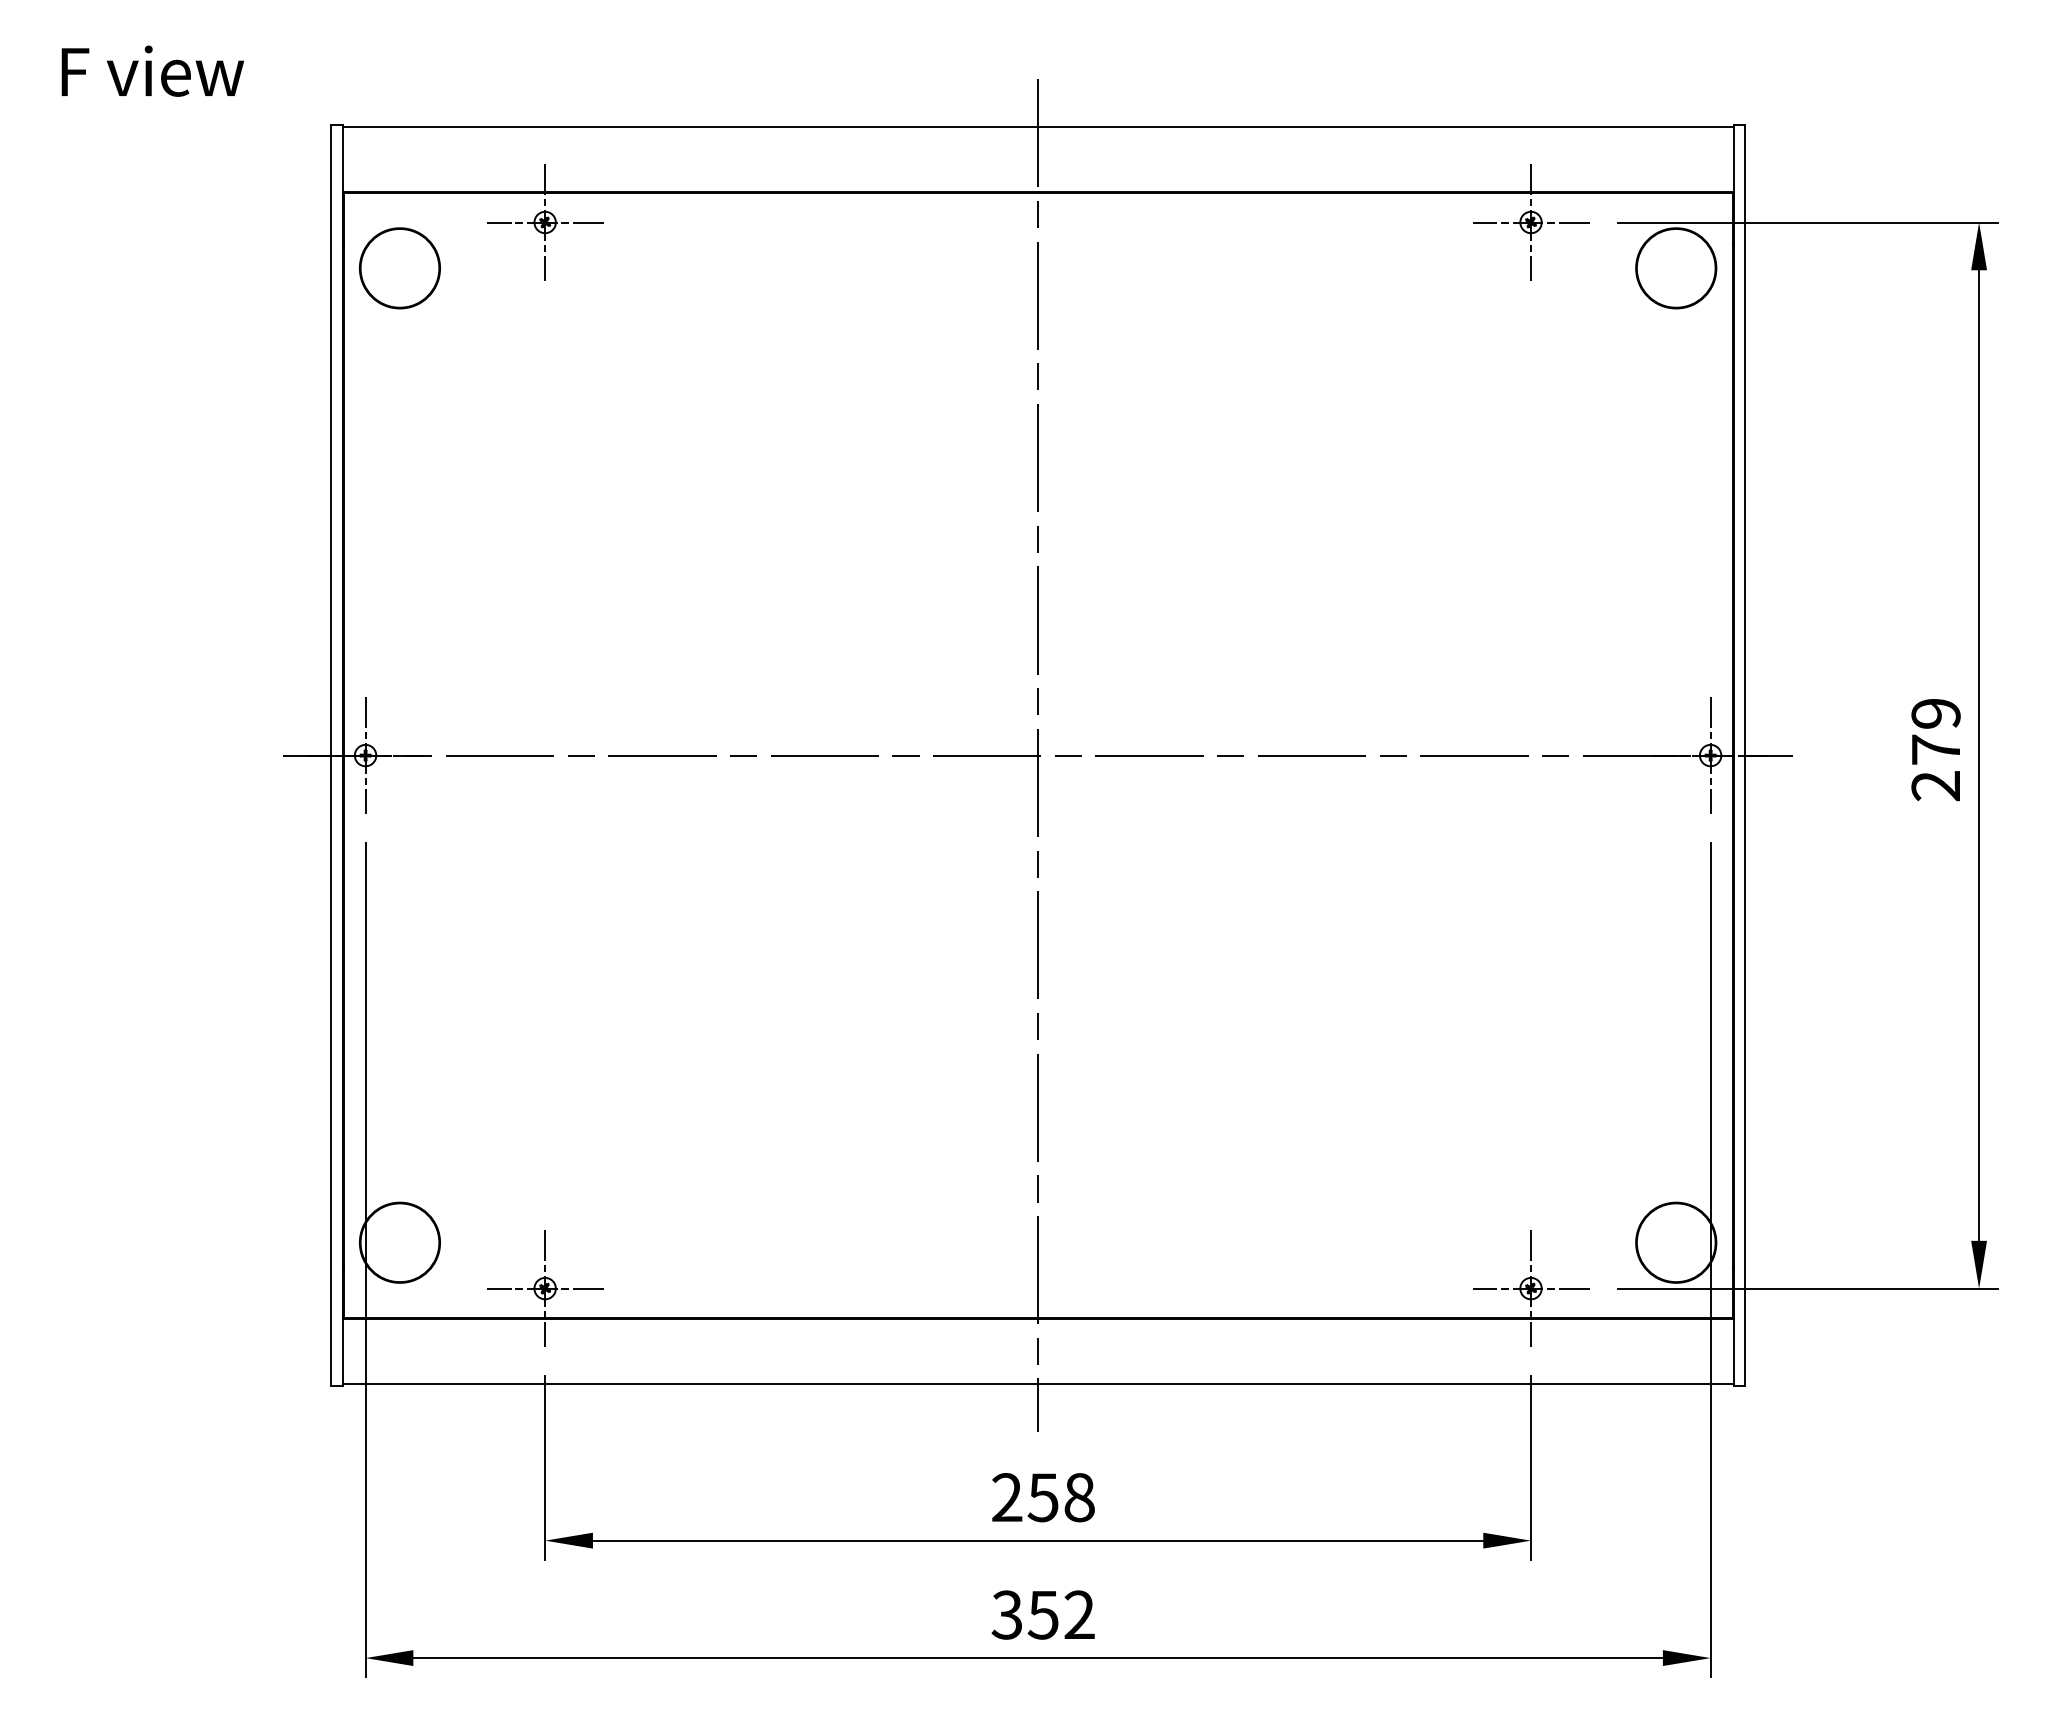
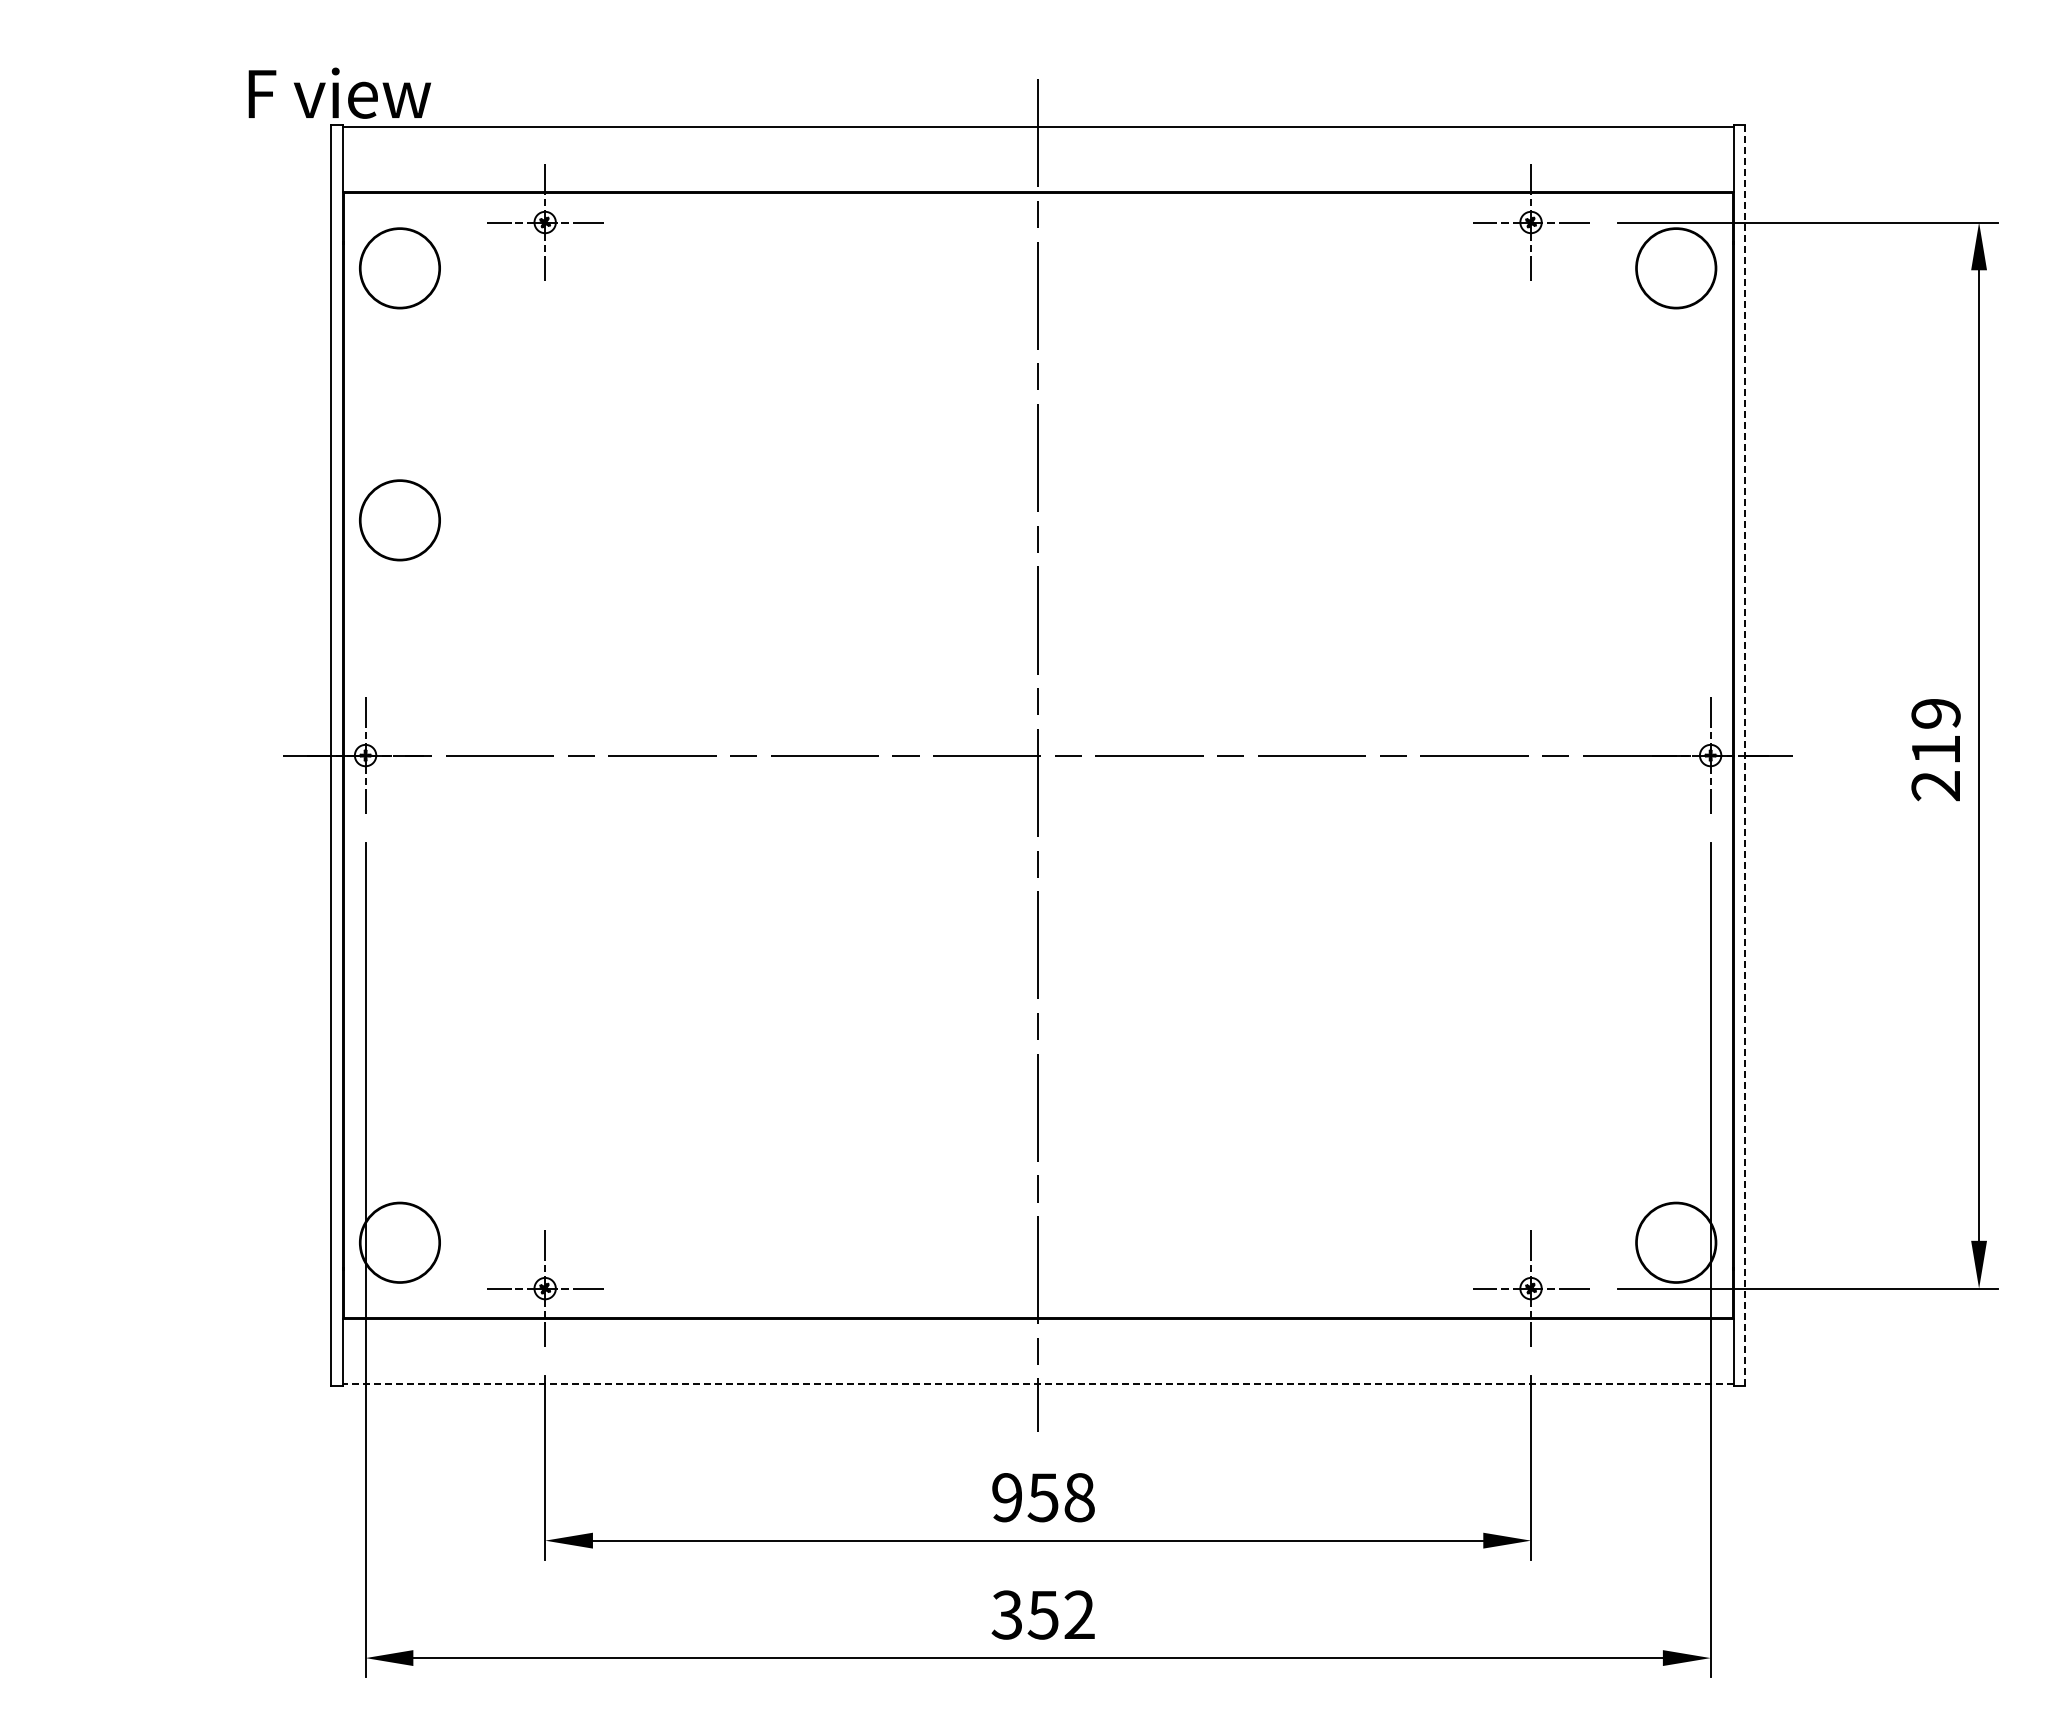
text position: (152, 70) -> (339, 92) (339, 92)
circle: none -> present (399, 520)
text: 279 -> 219 (1935, 749)
line: solid -> dashed (1745, 756)
line: solid -> dashed (1037, 1384)
text: 258 -> 958 (1007, 1497)
